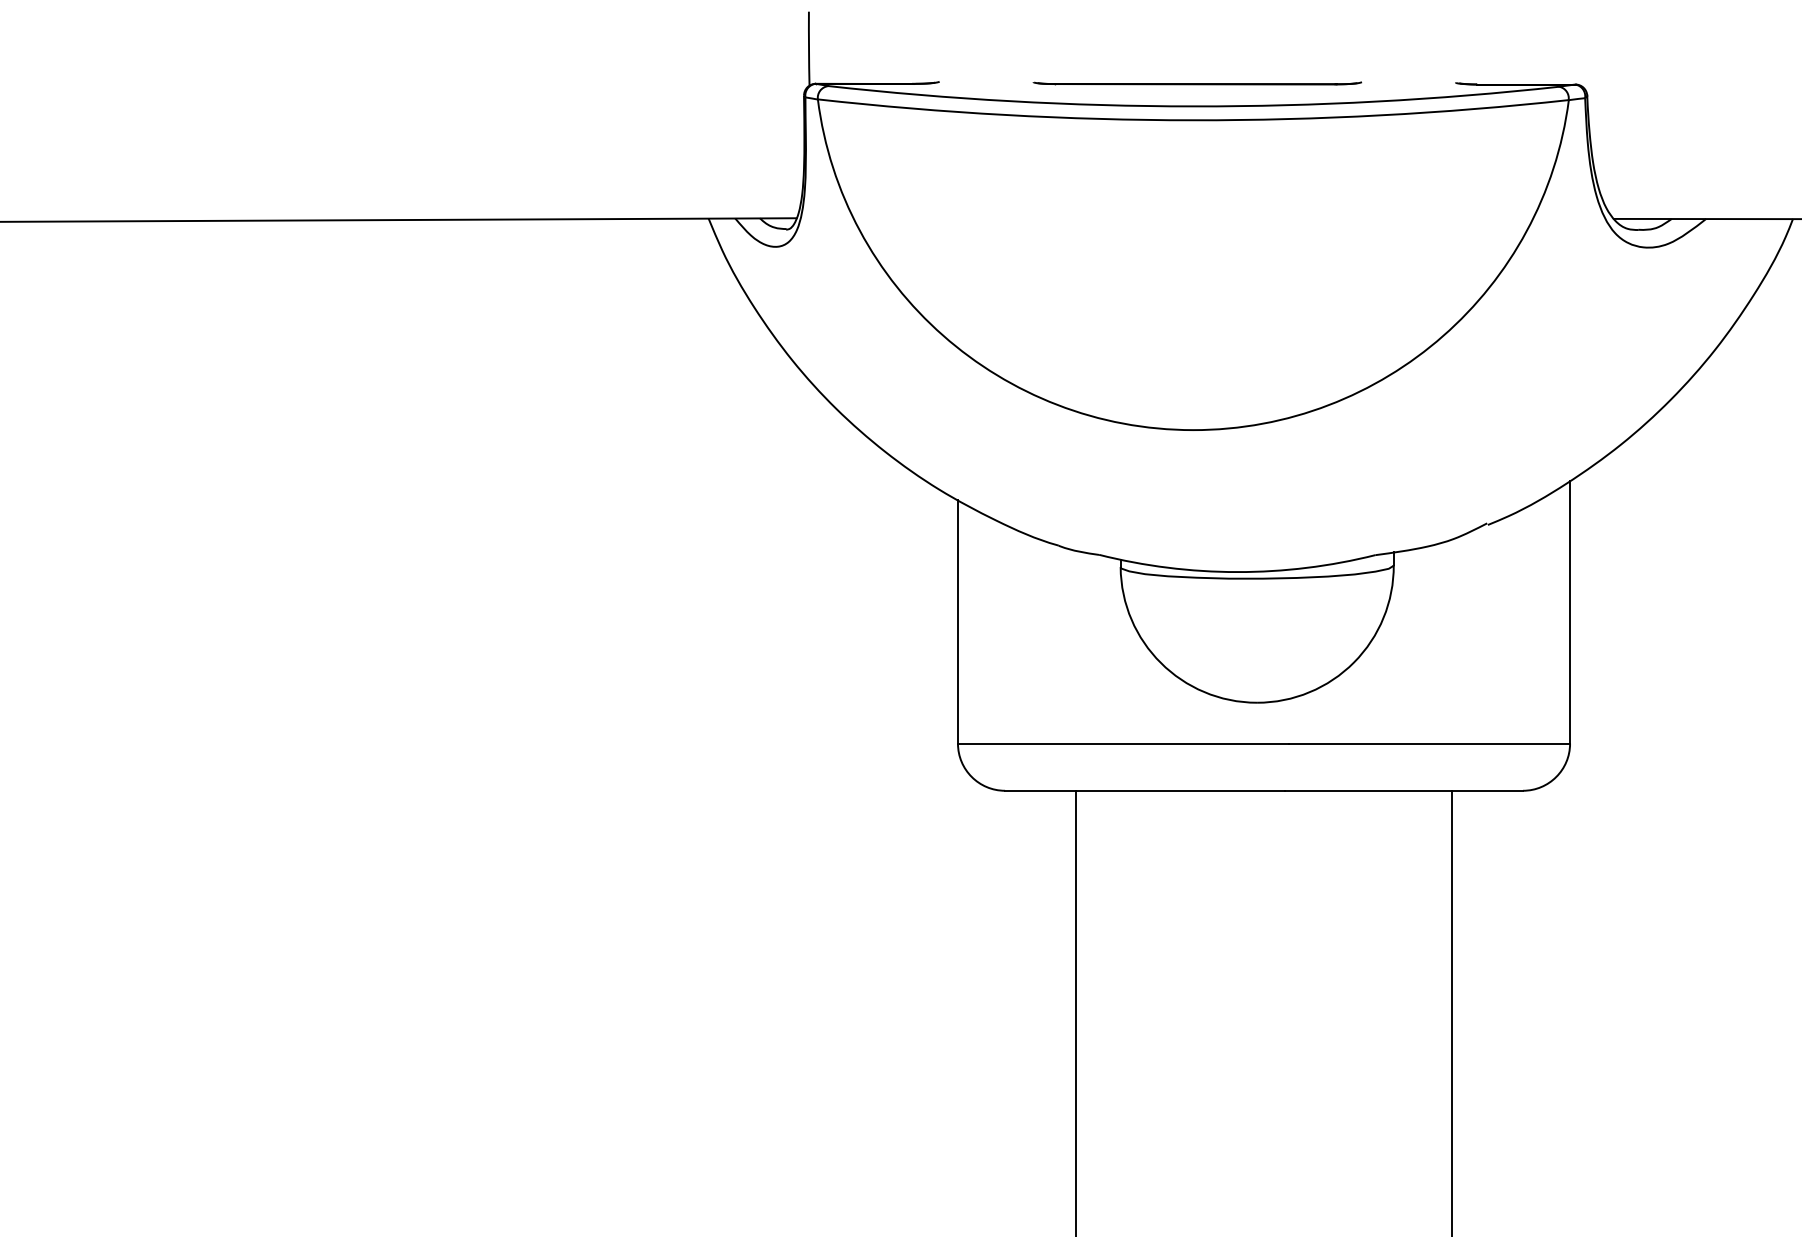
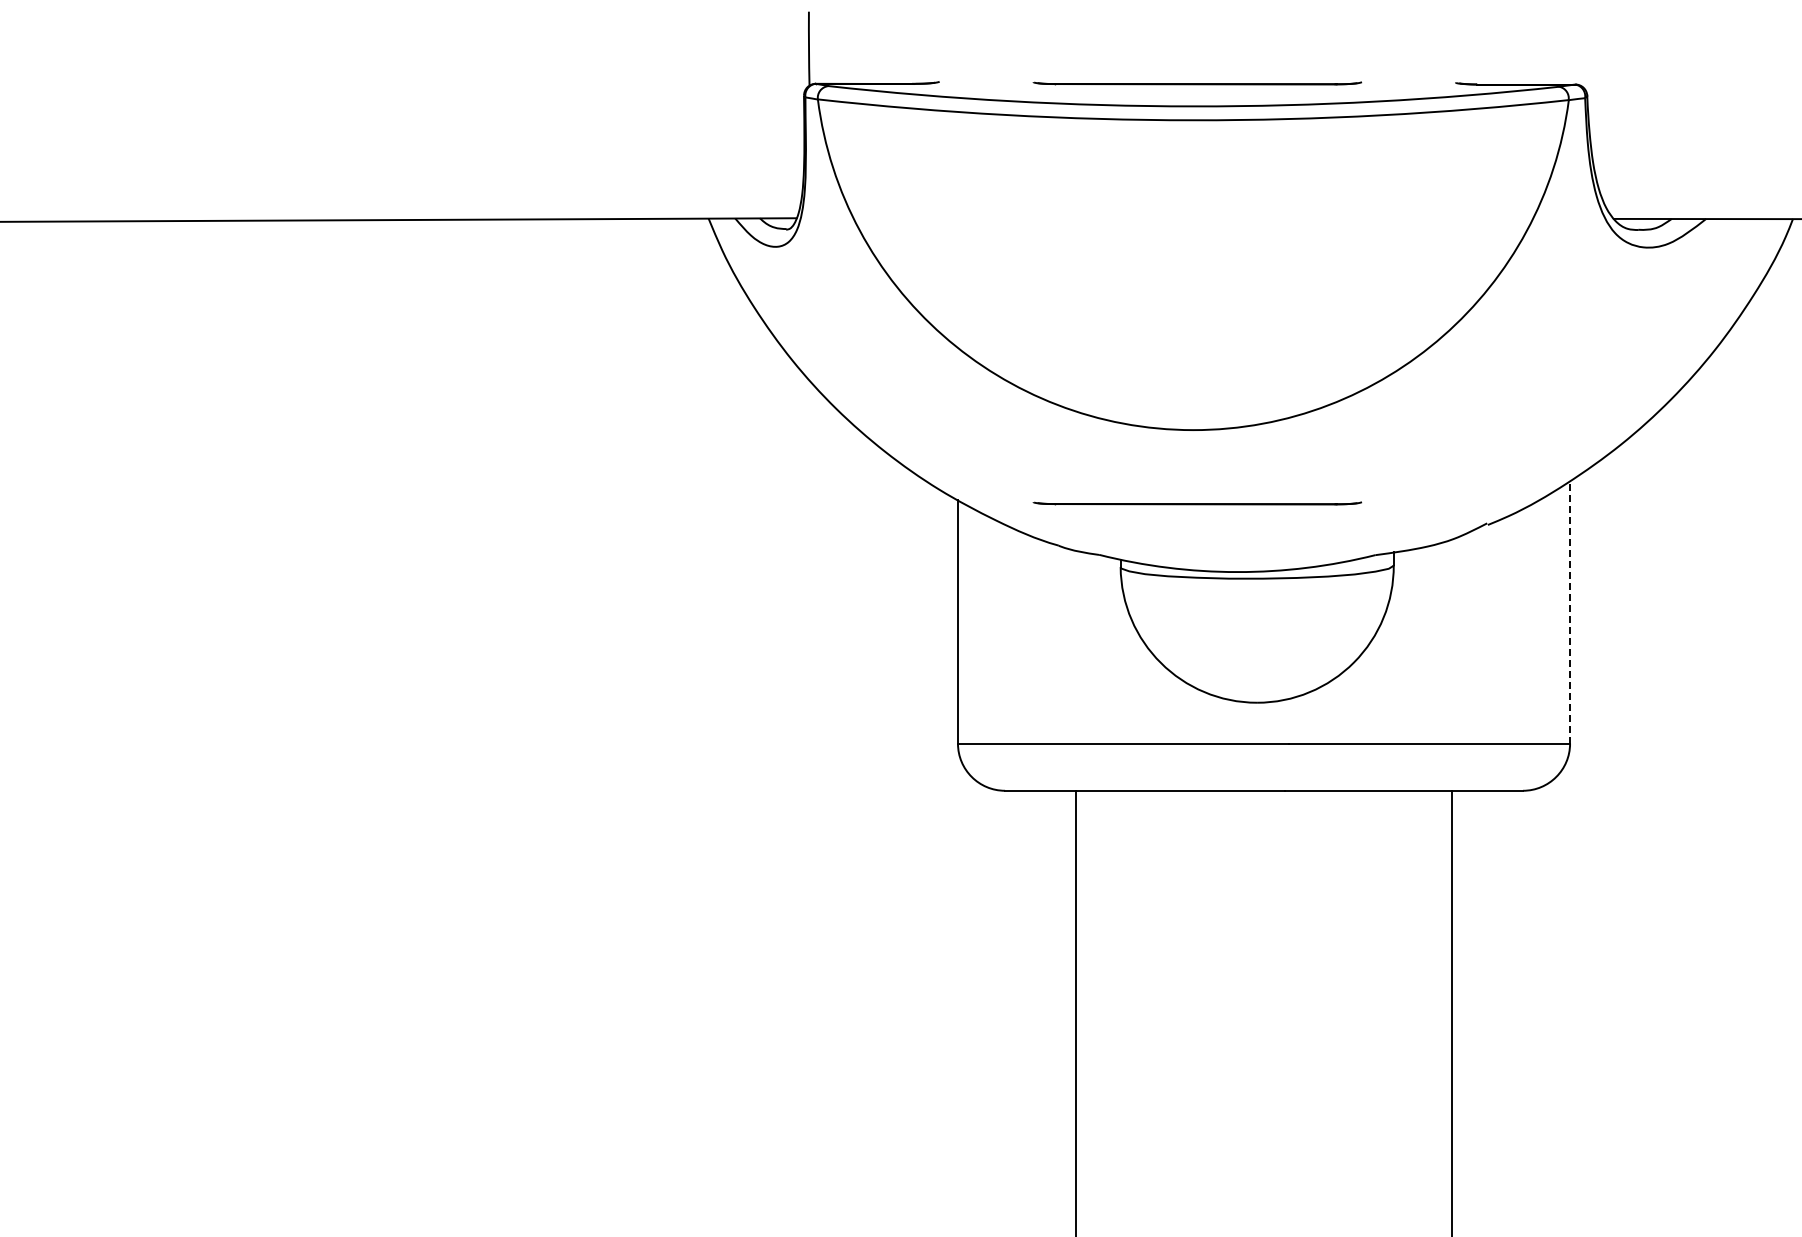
part: none -> present (1197, 503)
line: solid -> dashed (1570, 611)
